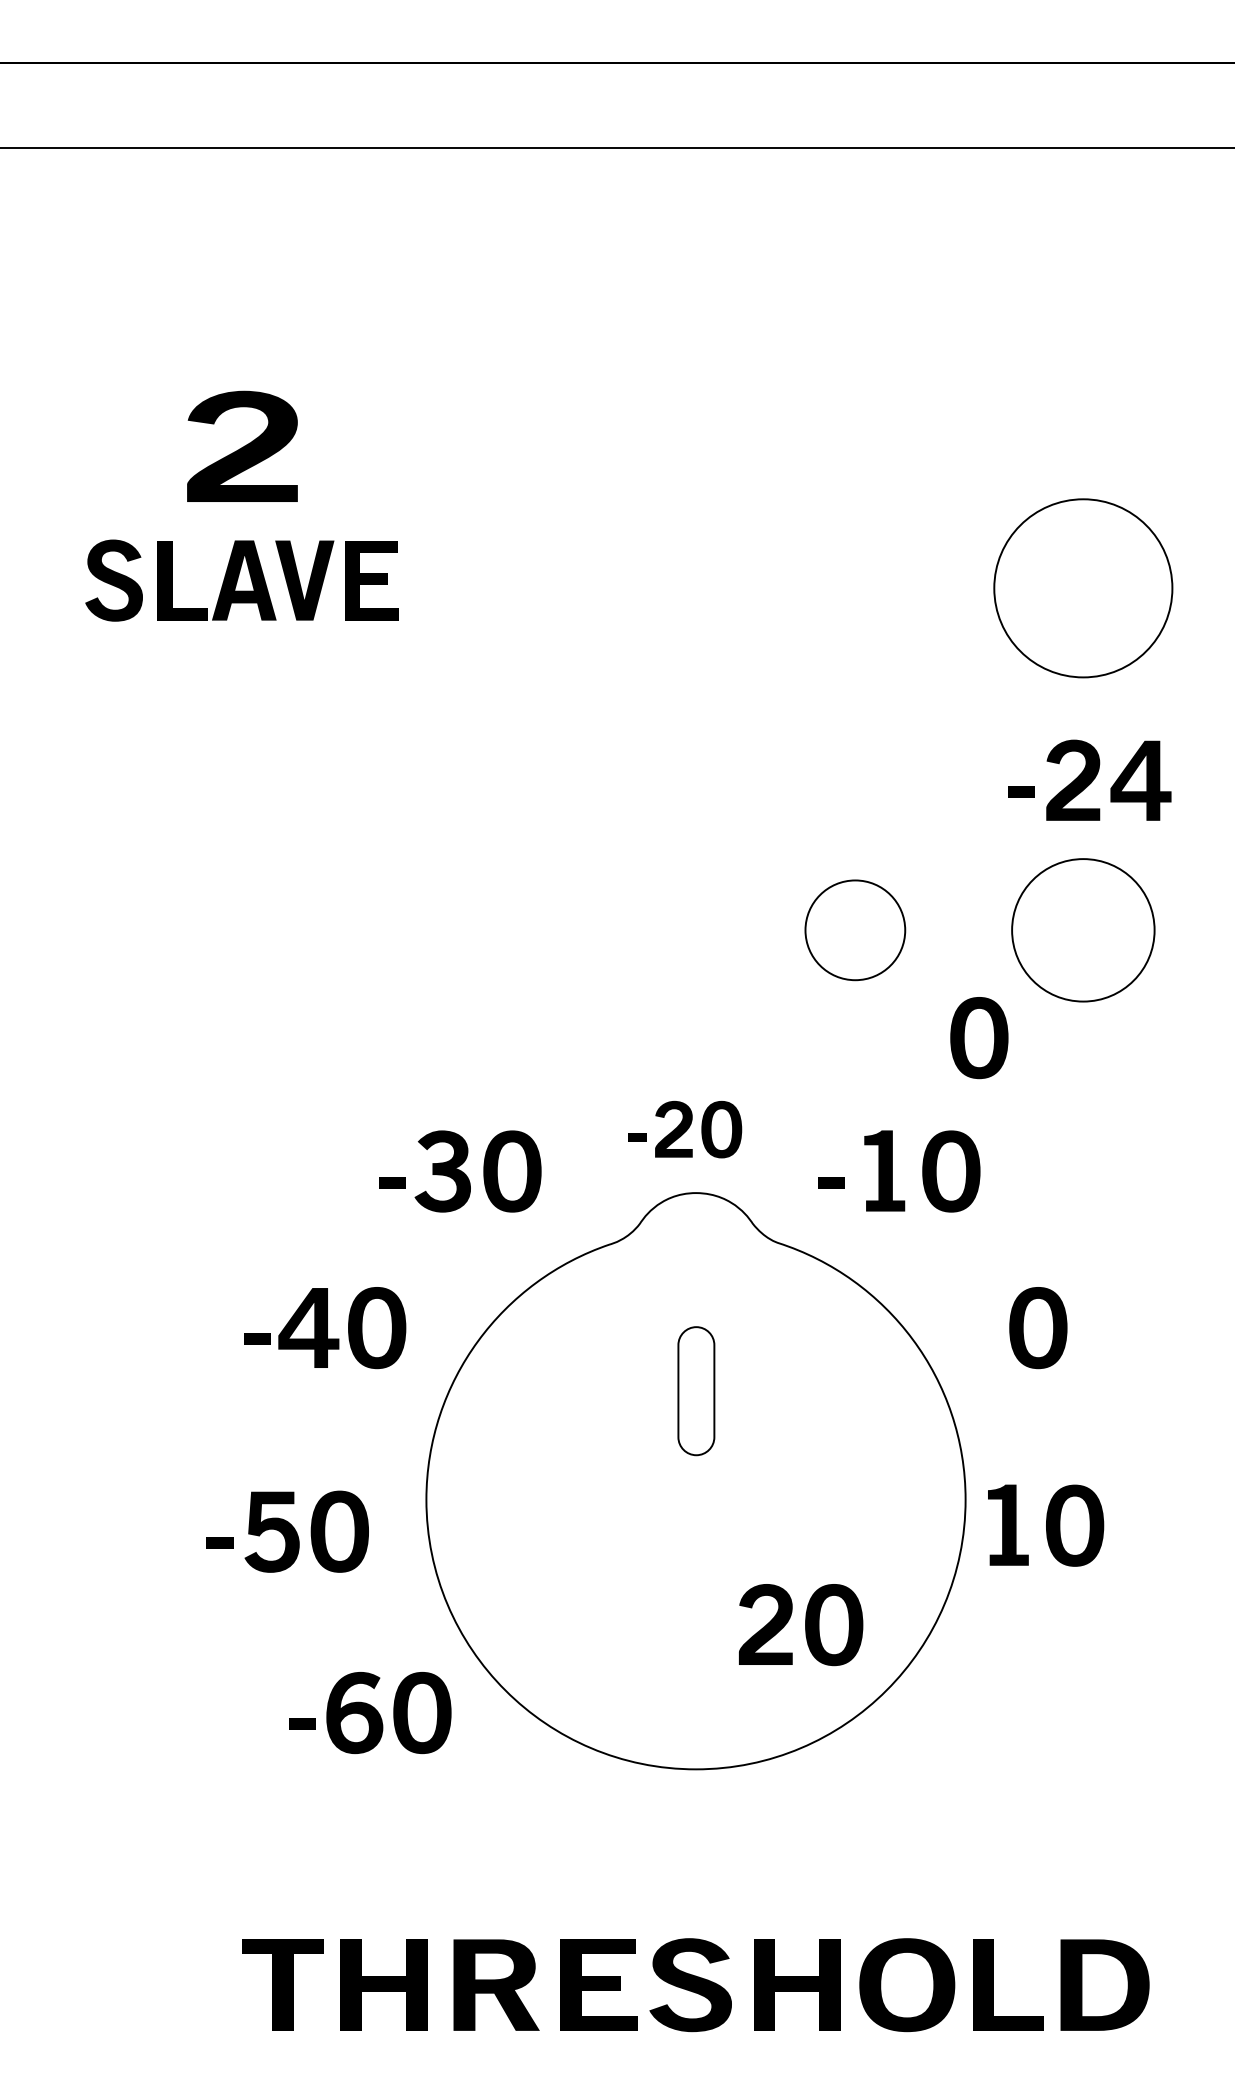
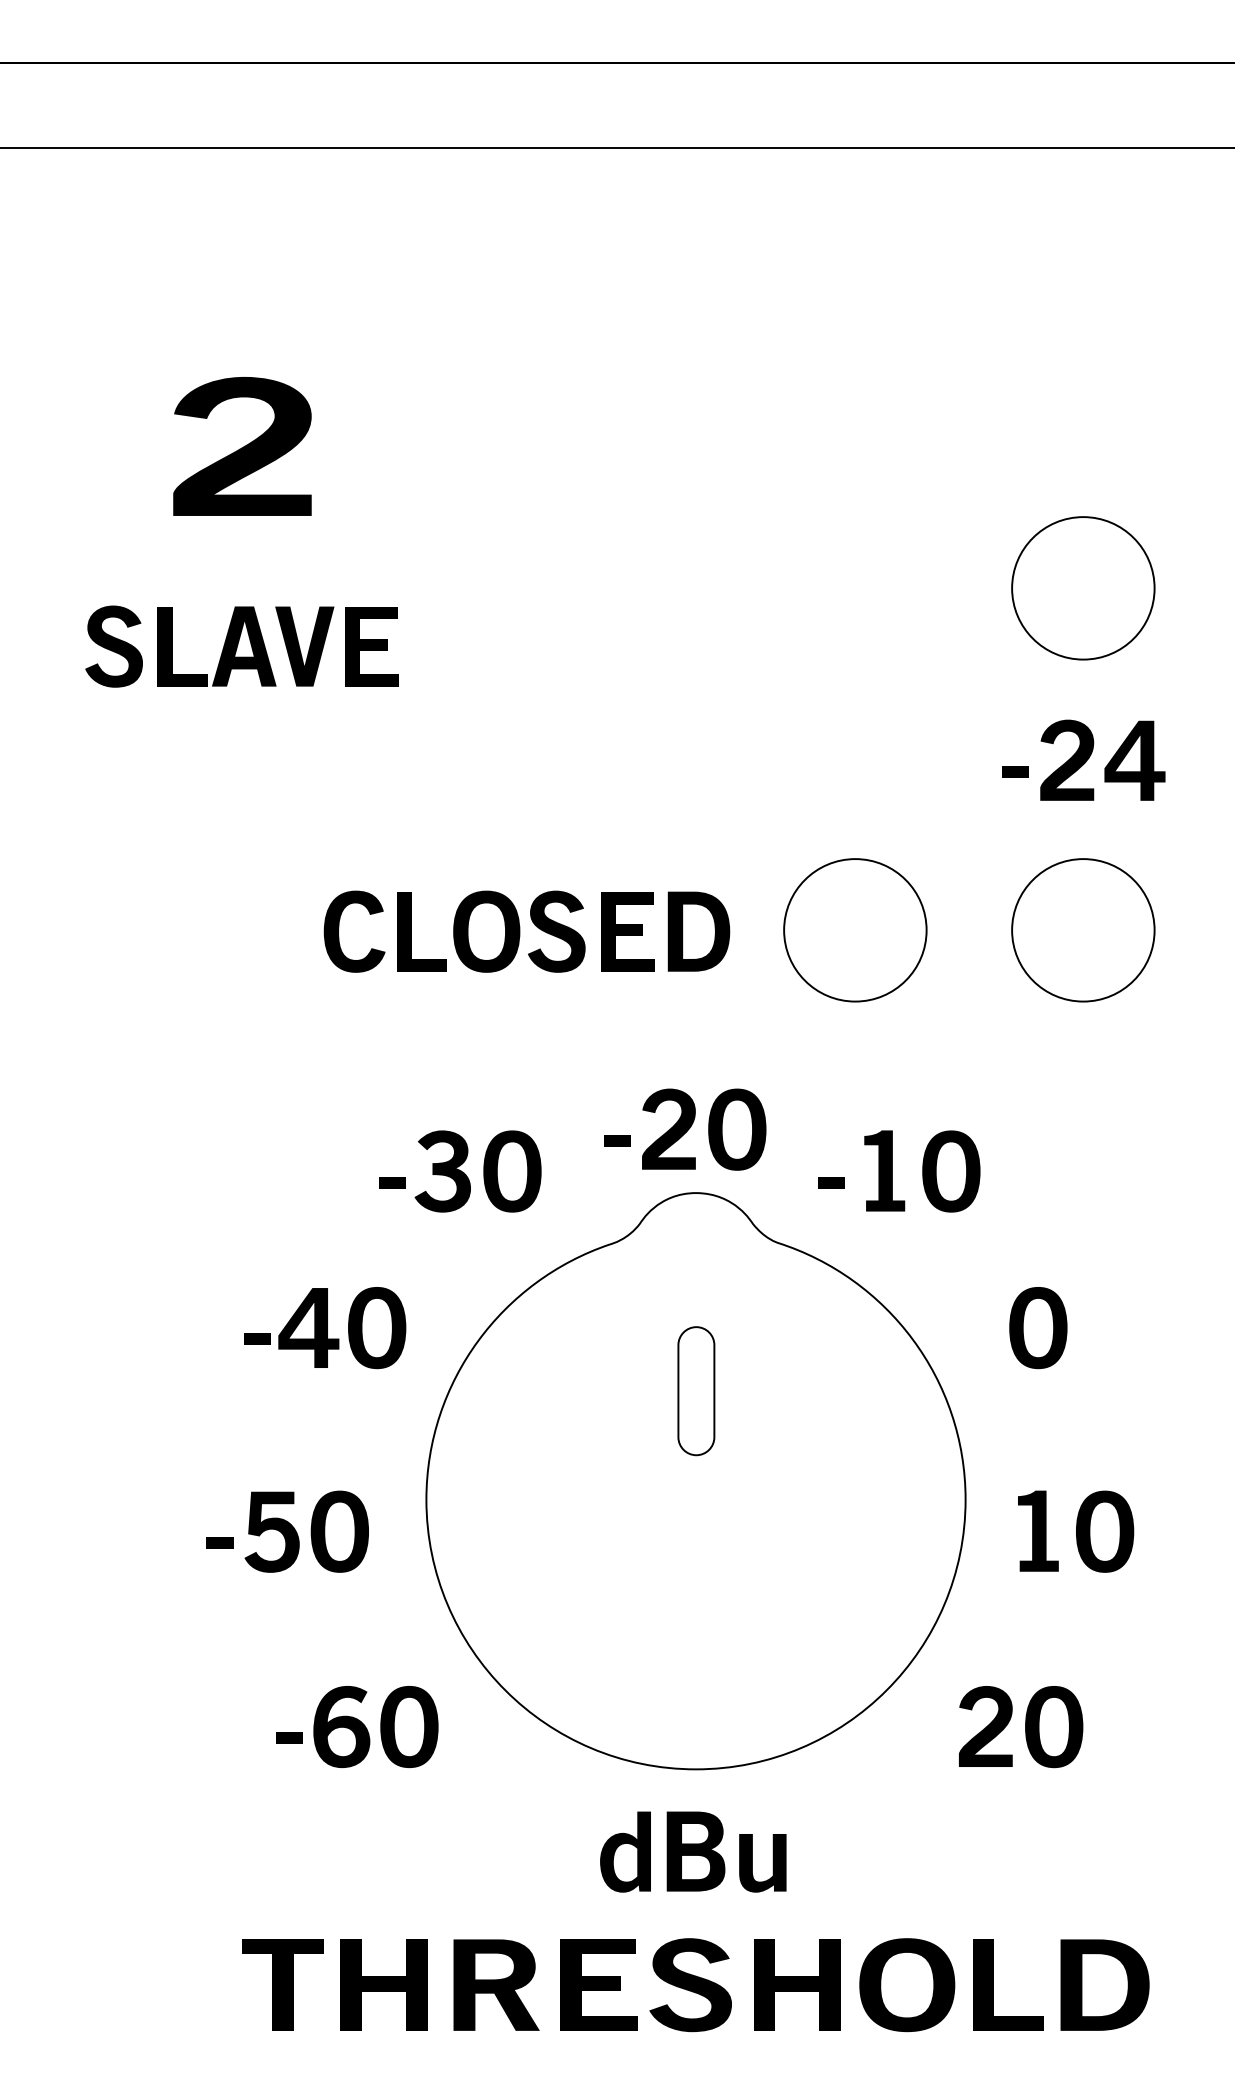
part size: 111x112 px -> 139x139 px (242, 446)
part position: (241, 580) -> (241, 646) (241, 646)
circle diameter: 178 px -> 142 px (1083, 588)
part position: (1089, 779) -> (1083, 759) (1083, 759)
circle diameter: 100 px -> 142 px (855, 930)
part: none -> present (526, 931)
part: present -> none (979, 1038)
part size: 115x59 px -> 163x83 px (685, 1129)
part position: (1046, 1525) -> (1076, 1531) (1076, 1531)
part position: (801, 1625) -> (1021, 1727) (1021, 1727)
part position: (370, 1713) -> (357, 1727) (357, 1727)
part: none -> present (693, 1851)
